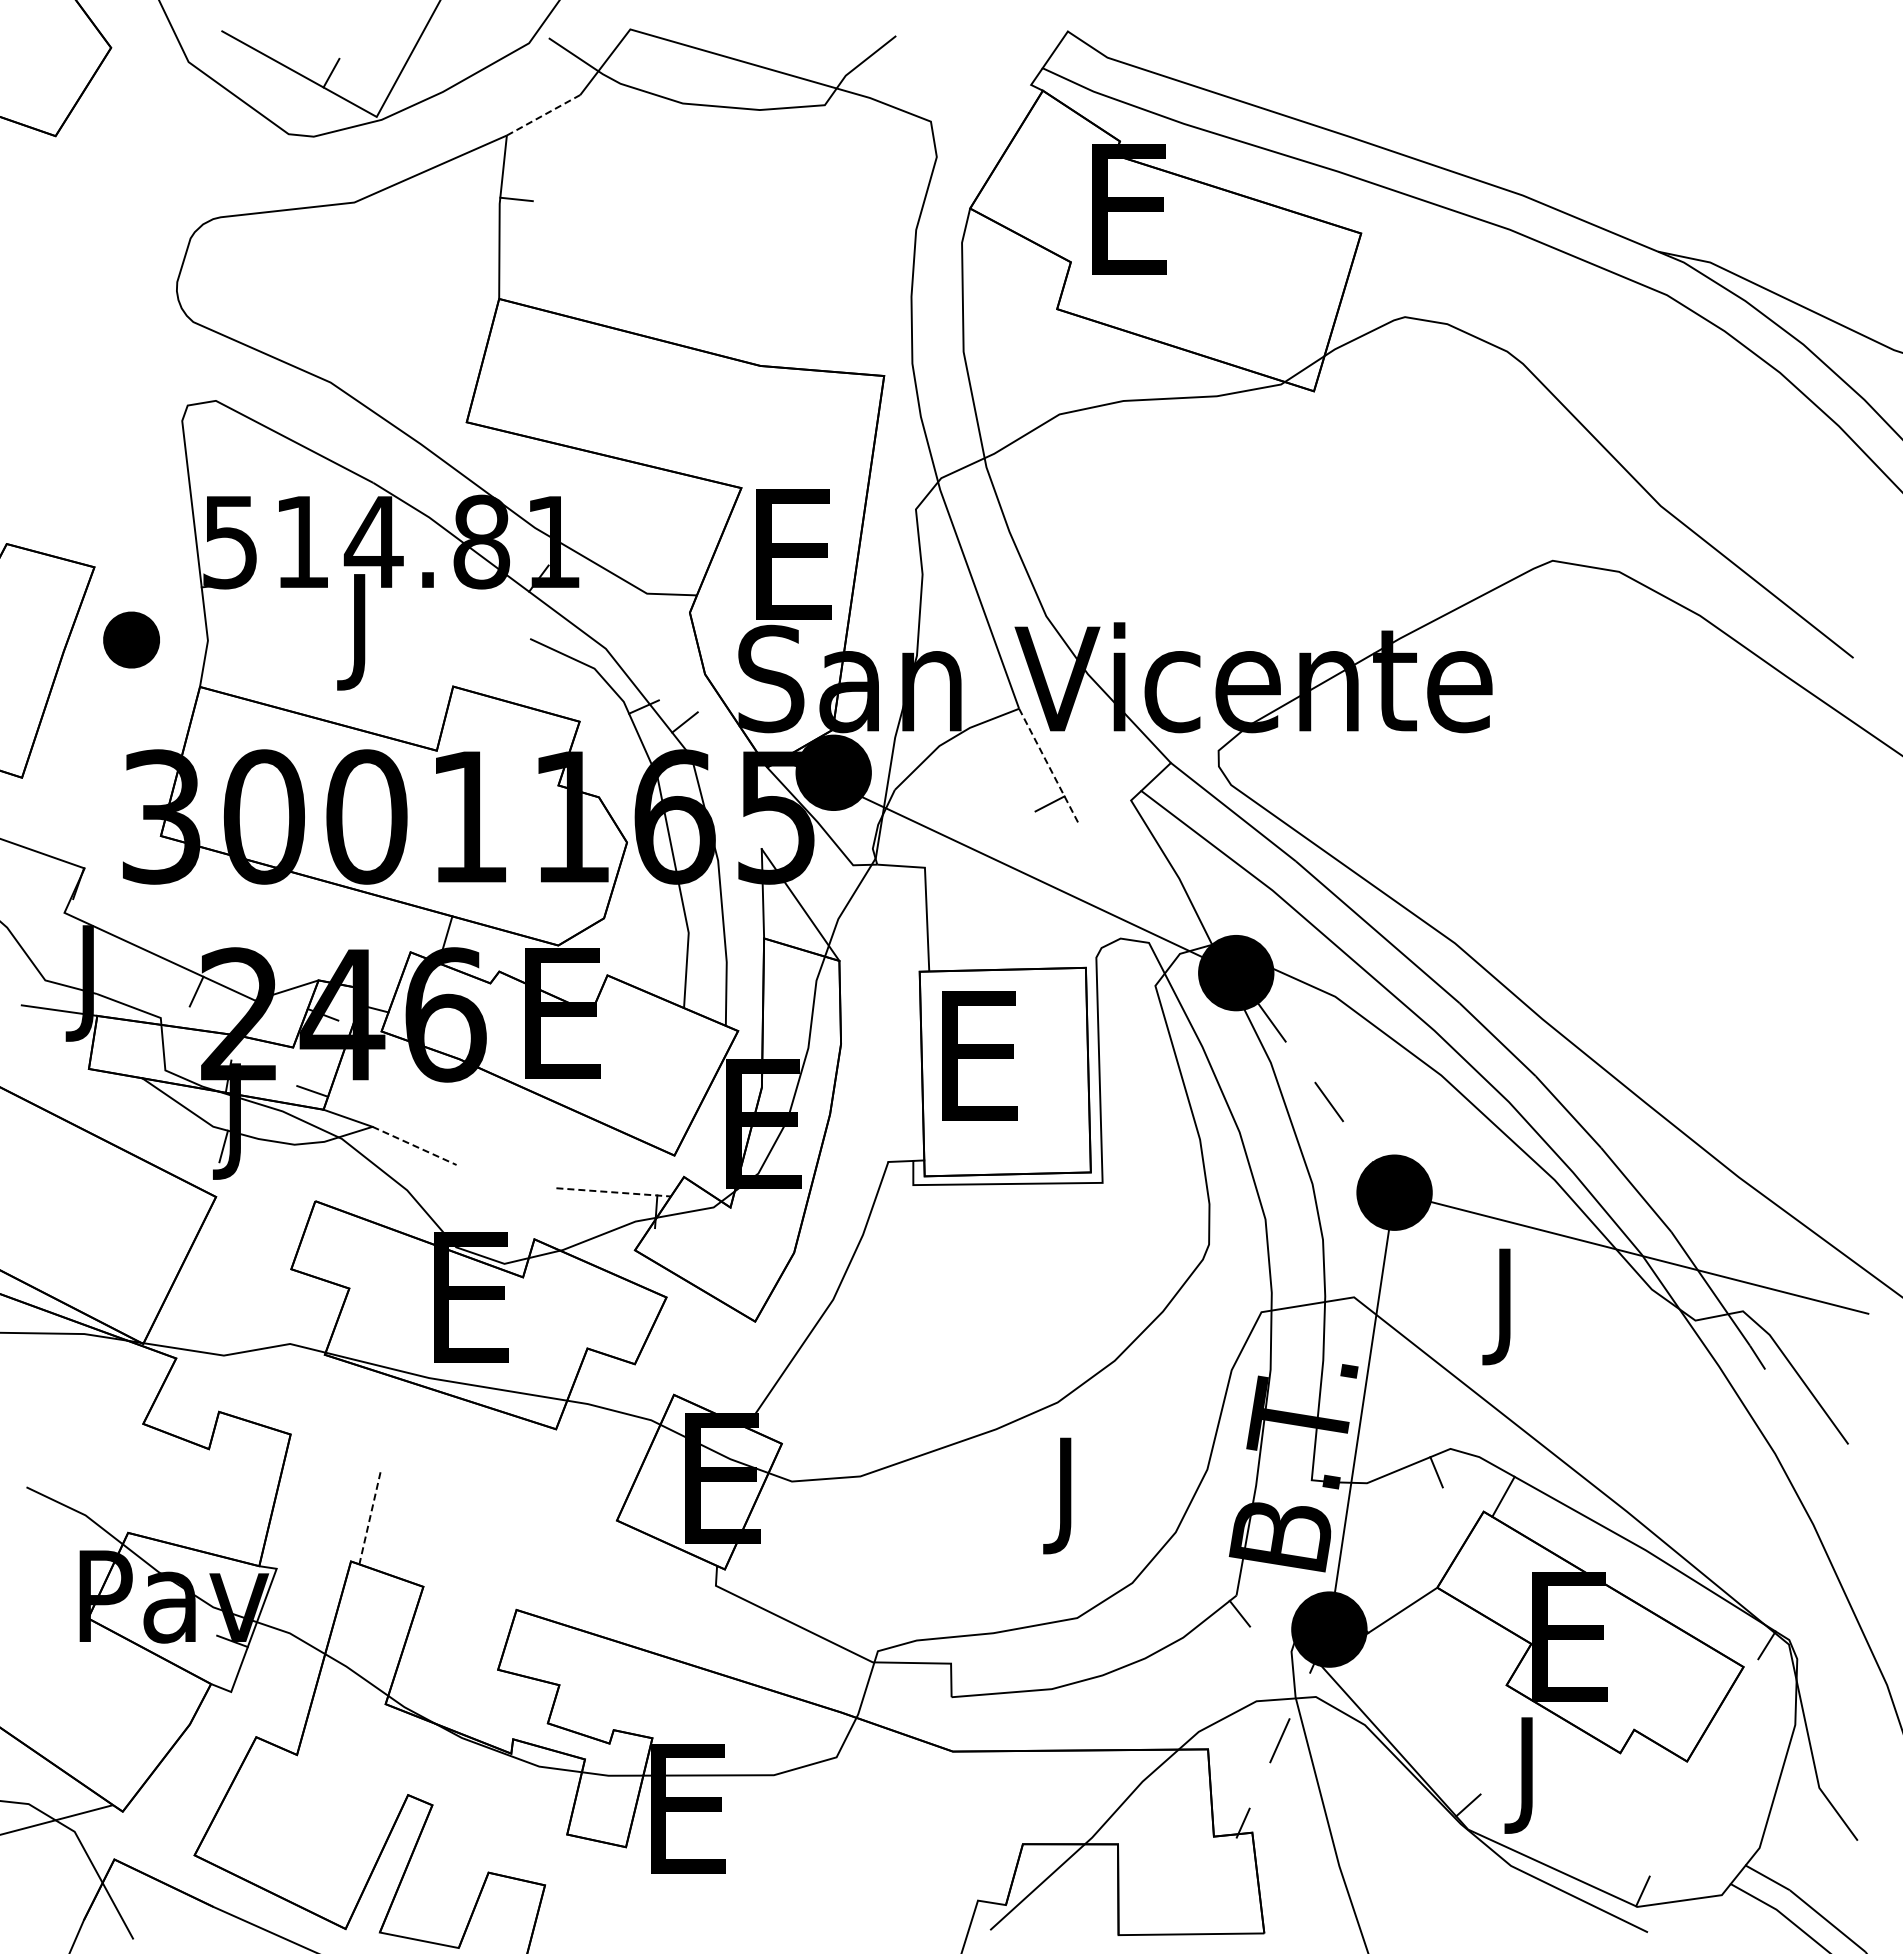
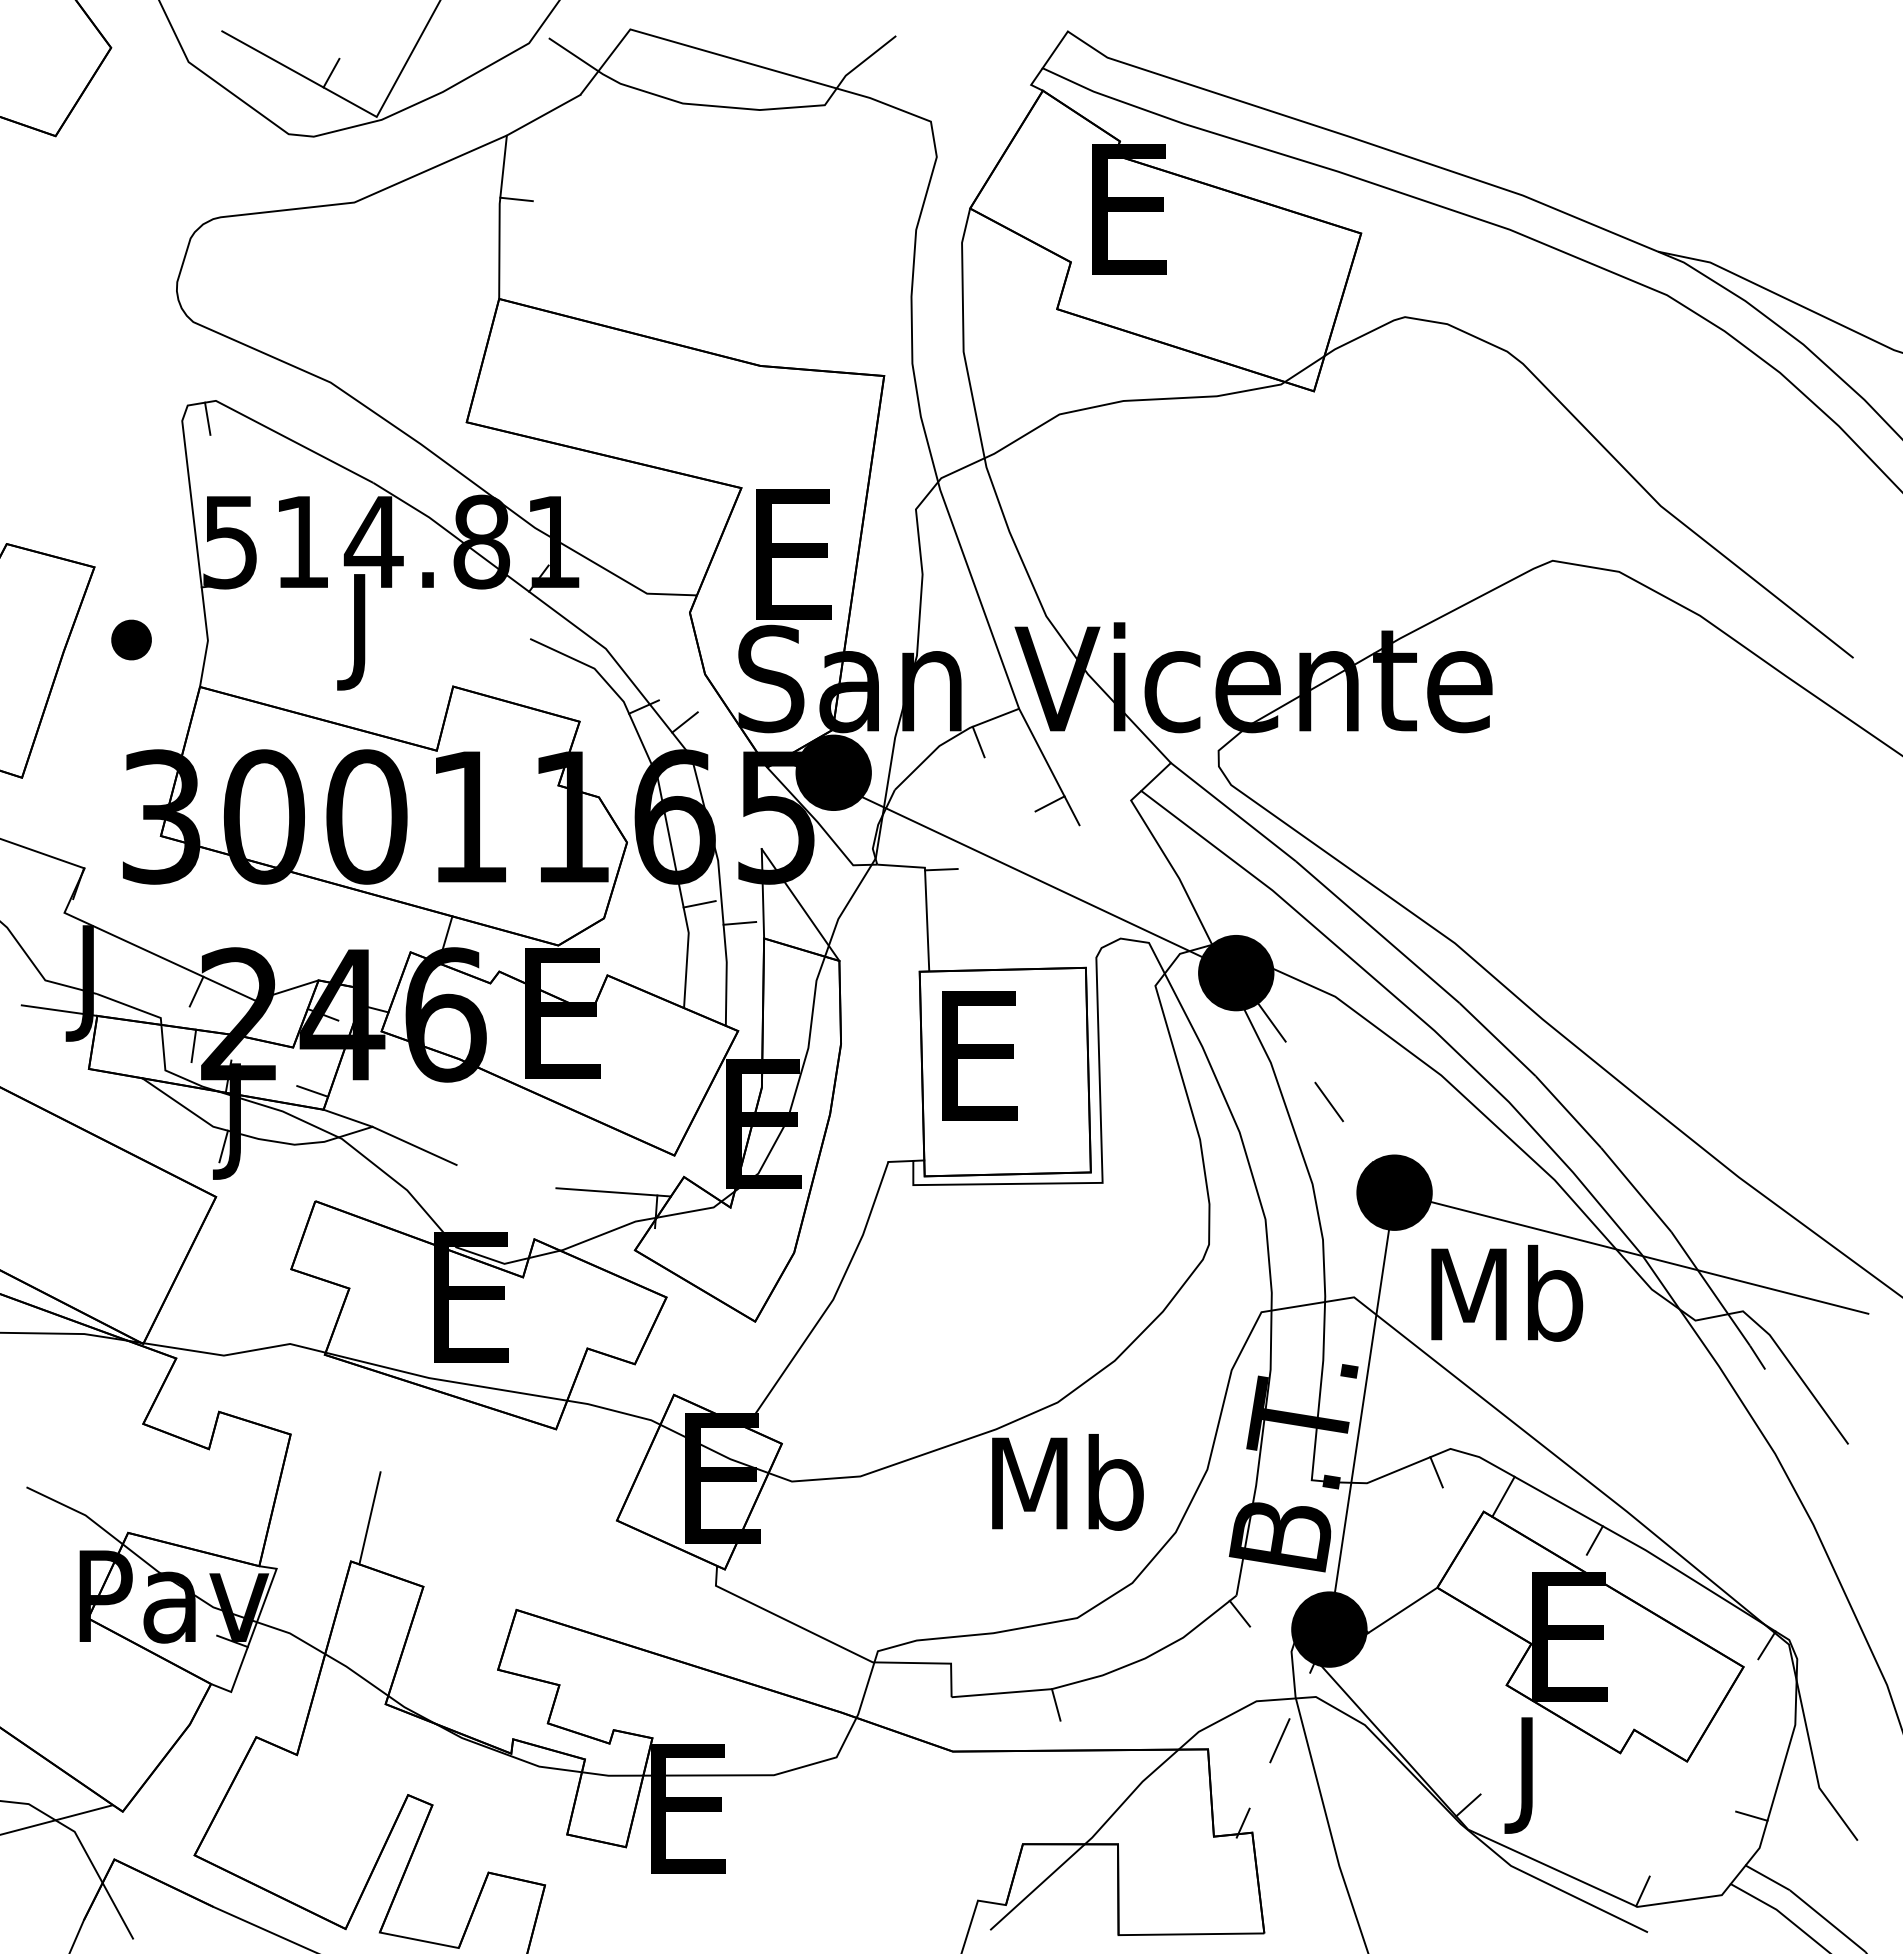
line: dashed -> solid (543, 115)
line: none -> present (207, 418)
part size: 57x58 px -> 41x42 px (131, 639)
line: none -> present (978, 741)
line: dashed -> solid (1049, 766)
line: none -> present (941, 869)
line: none -> present (699, 904)
line: none -> present (739, 923)
line: none -> present (193, 1045)
line: dashed -> solid (415, 1146)
line: dashed -> solid (614, 1192)
text: J -> Mb (1507, 1304)
text: J -> Mb (1067, 1494)
line: dashed -> solid (369, 1518)
line: none -> present (1594, 1540)
line: none -> present (1055, 1704)
line: none -> present (1751, 1815)
